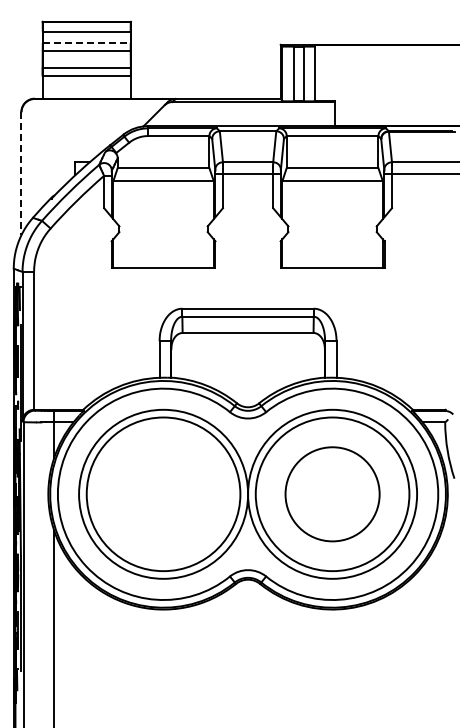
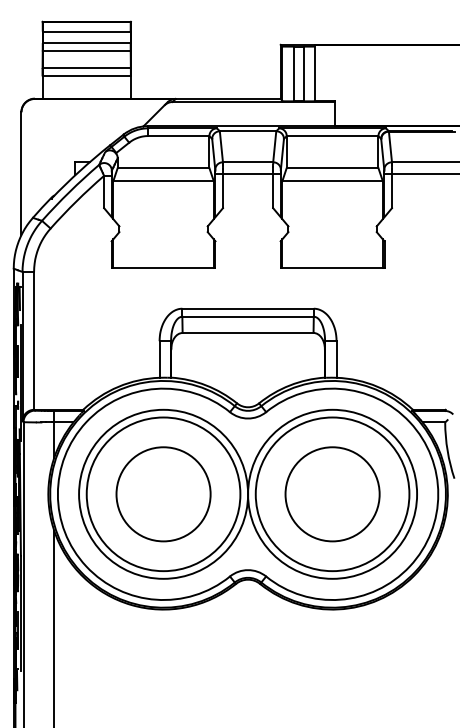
line: dashed -> solid (86, 43)
line: dashed -> solid (21, 174)
circle: none -> present (163, 494)
